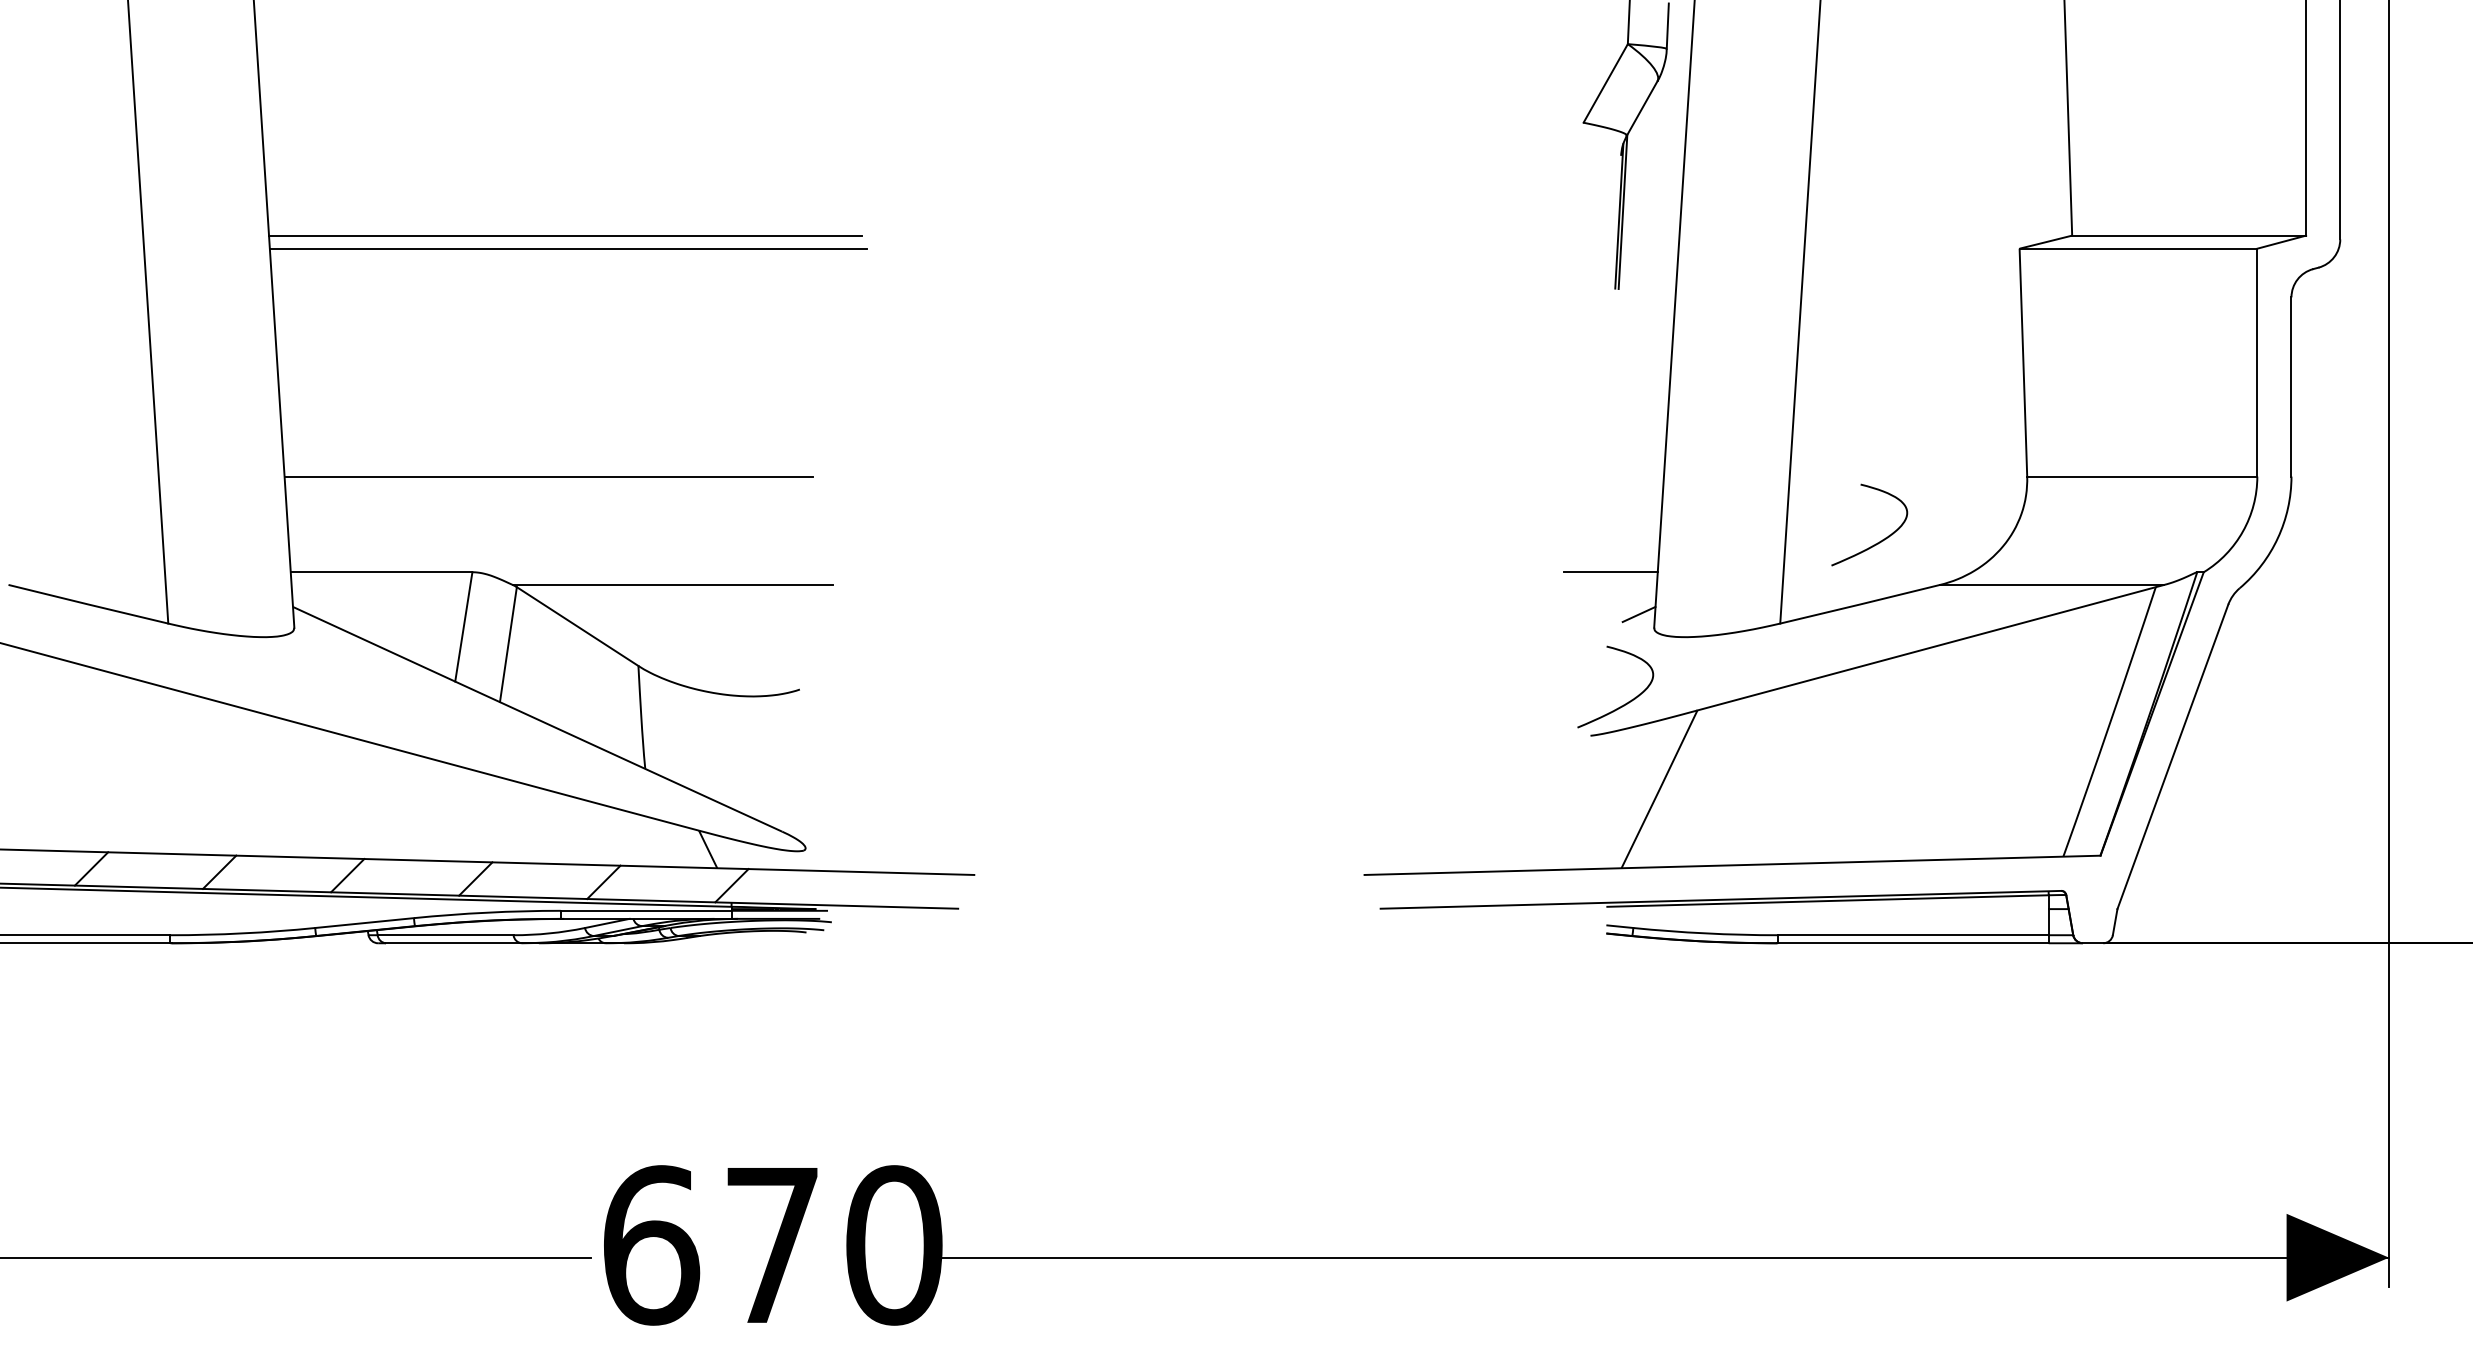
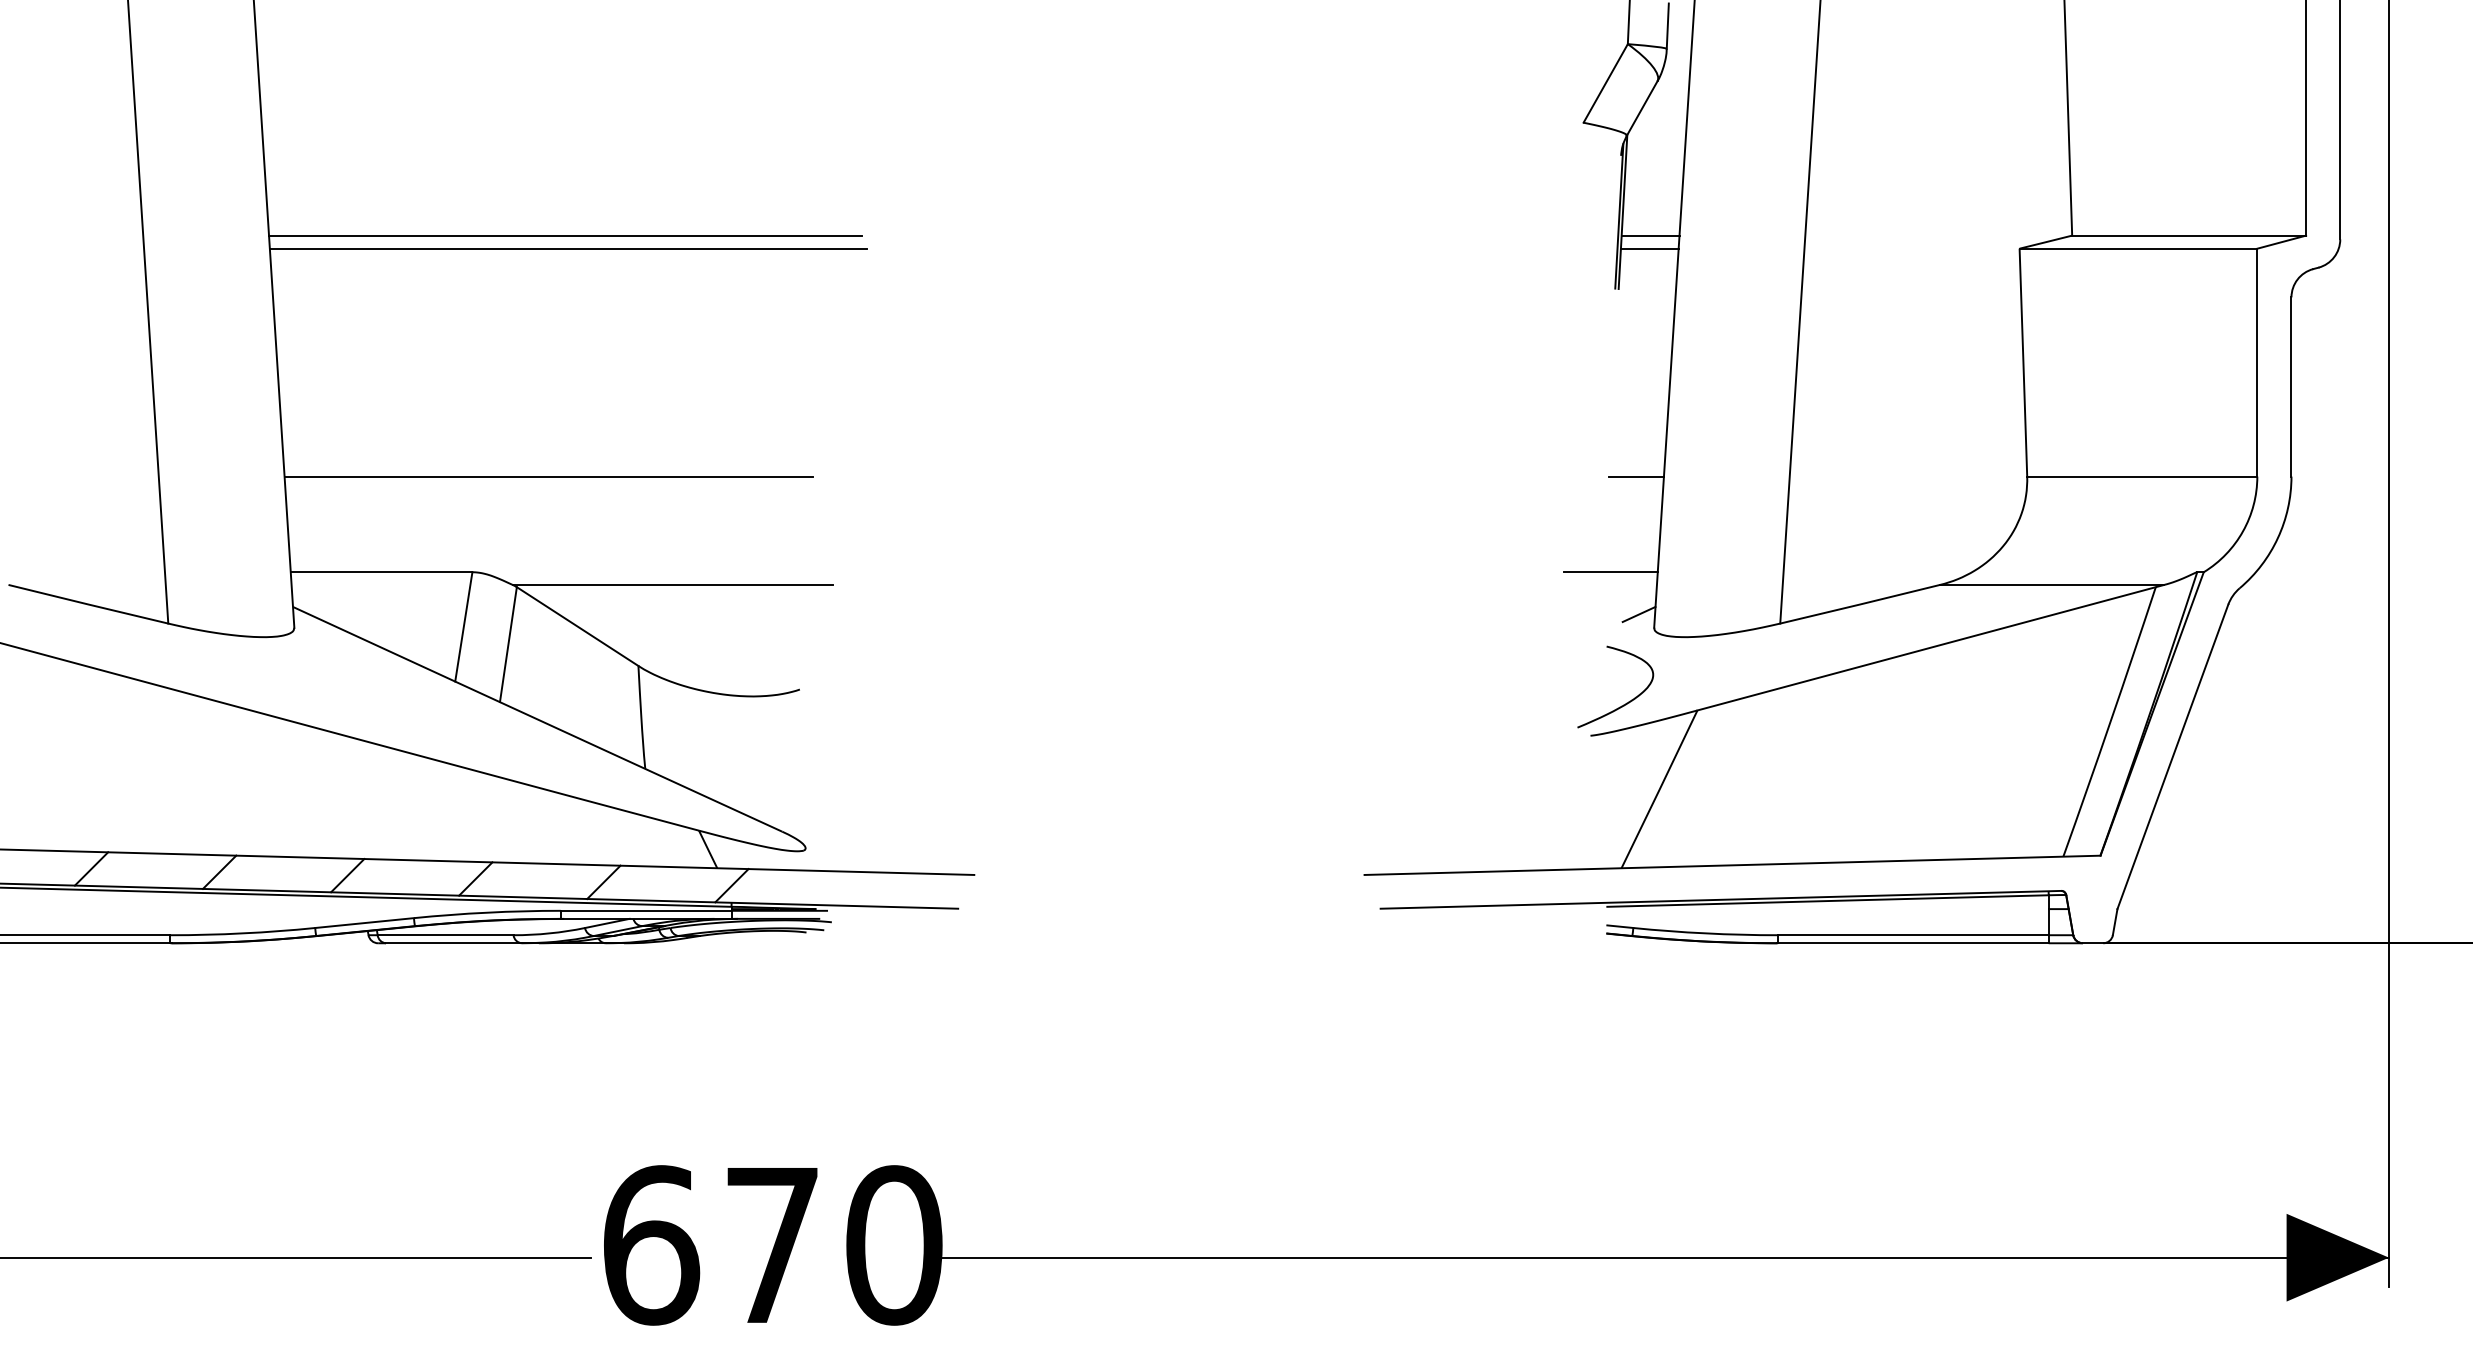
line: none -> present (1650, 235)
line: none -> present (1649, 248)
line: none -> present (1636, 476)
curve: present -> none (1880, 540)
